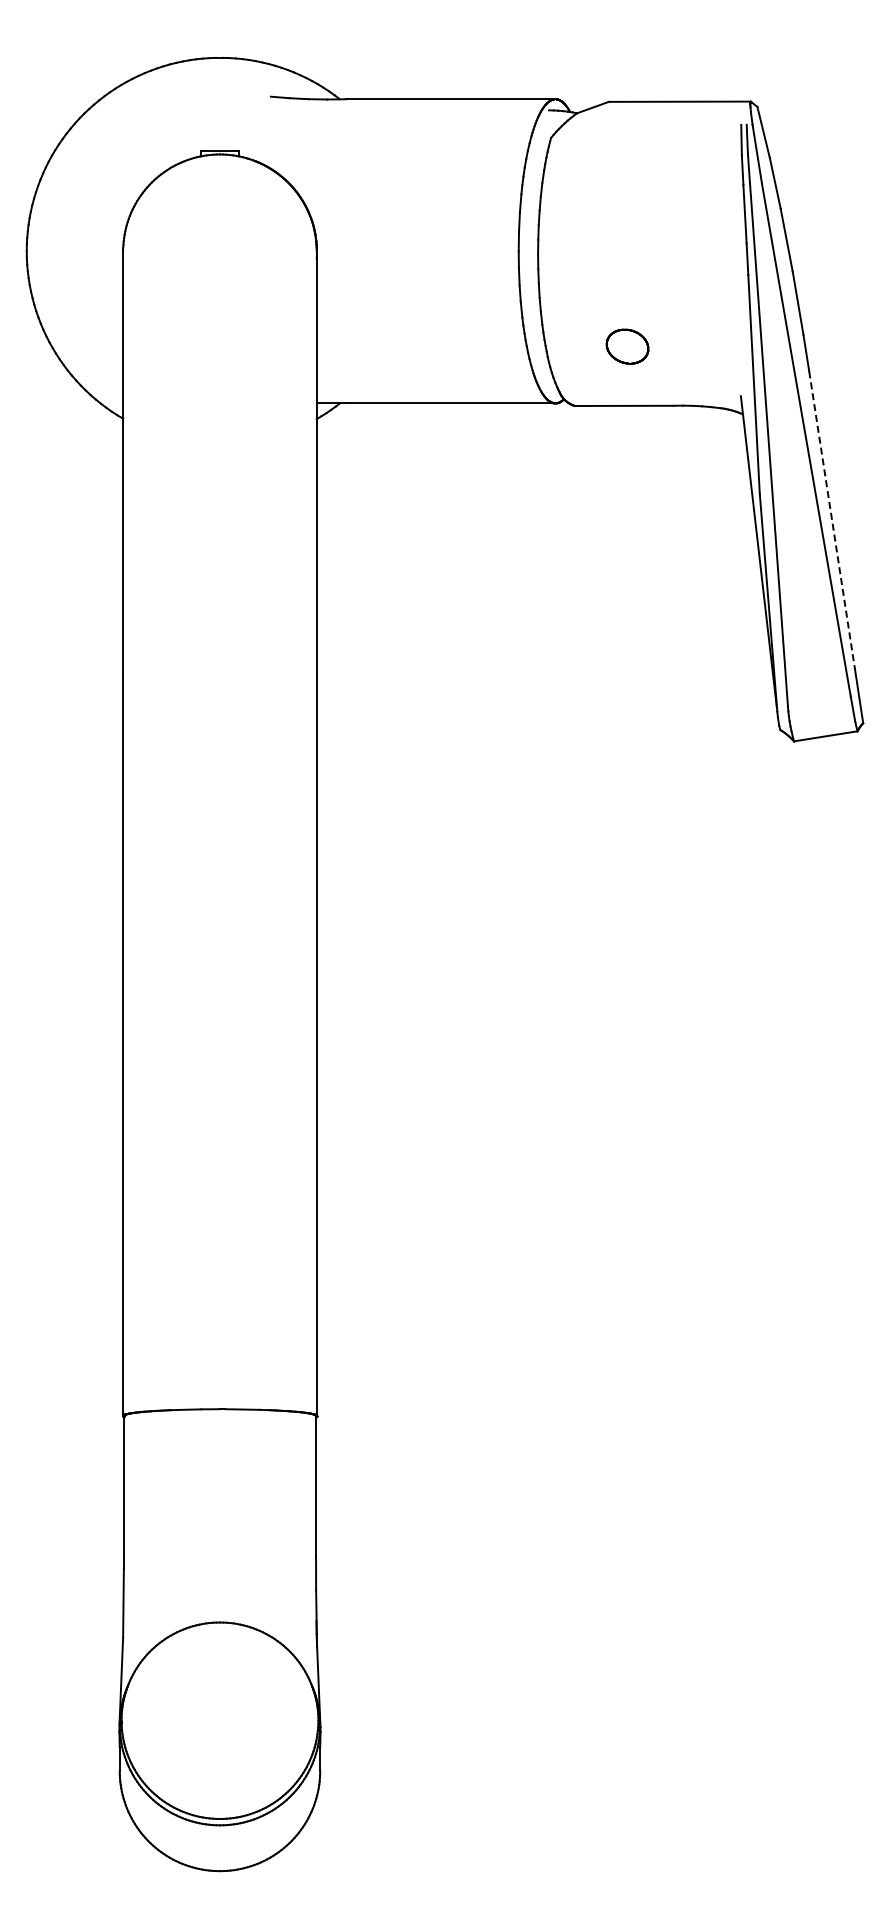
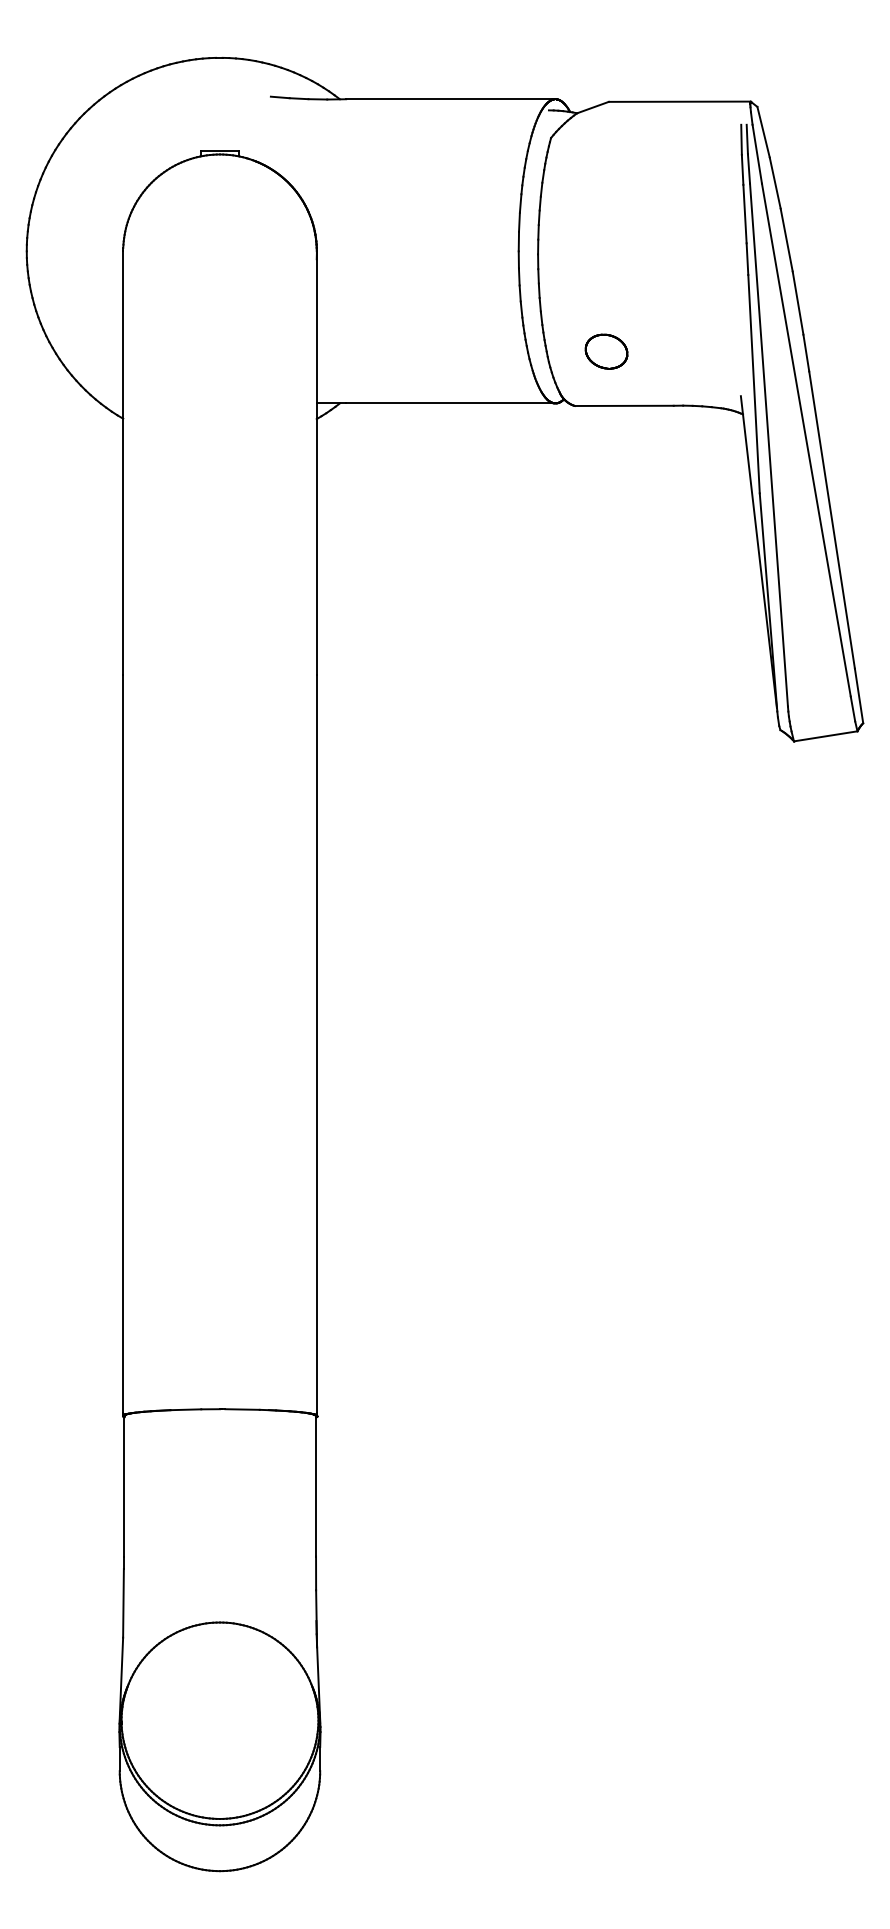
part position: (627, 346) -> (606, 351) (606, 351)
line: dashed -> solid (832, 520)
